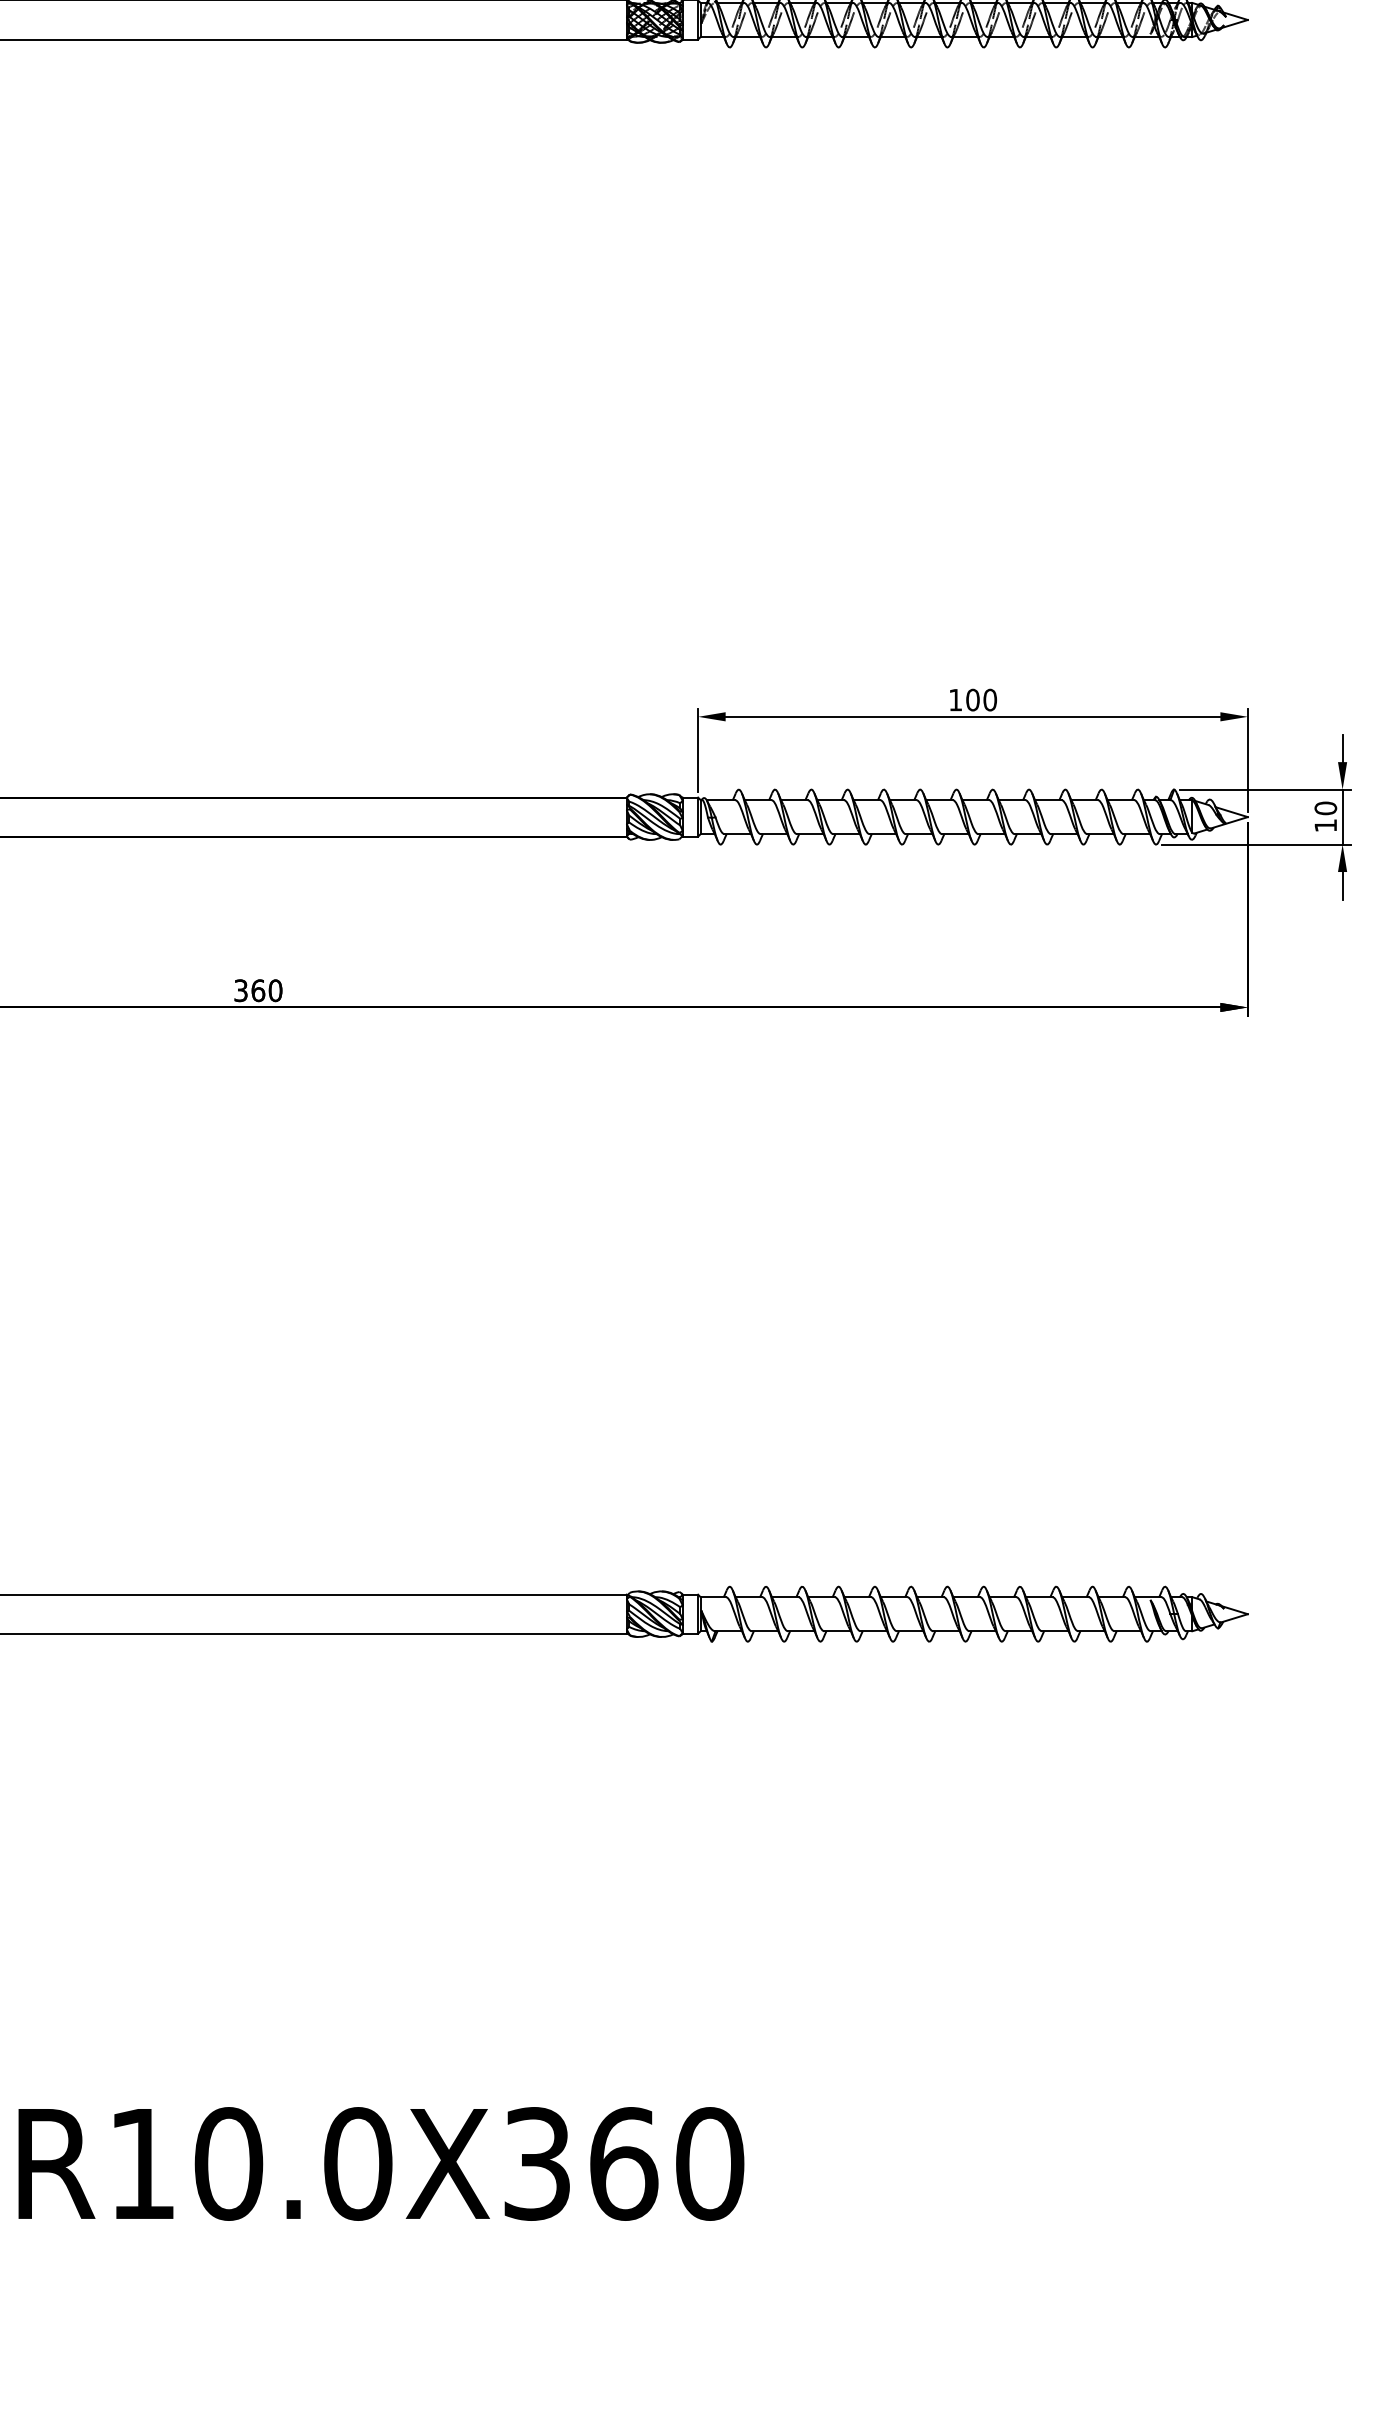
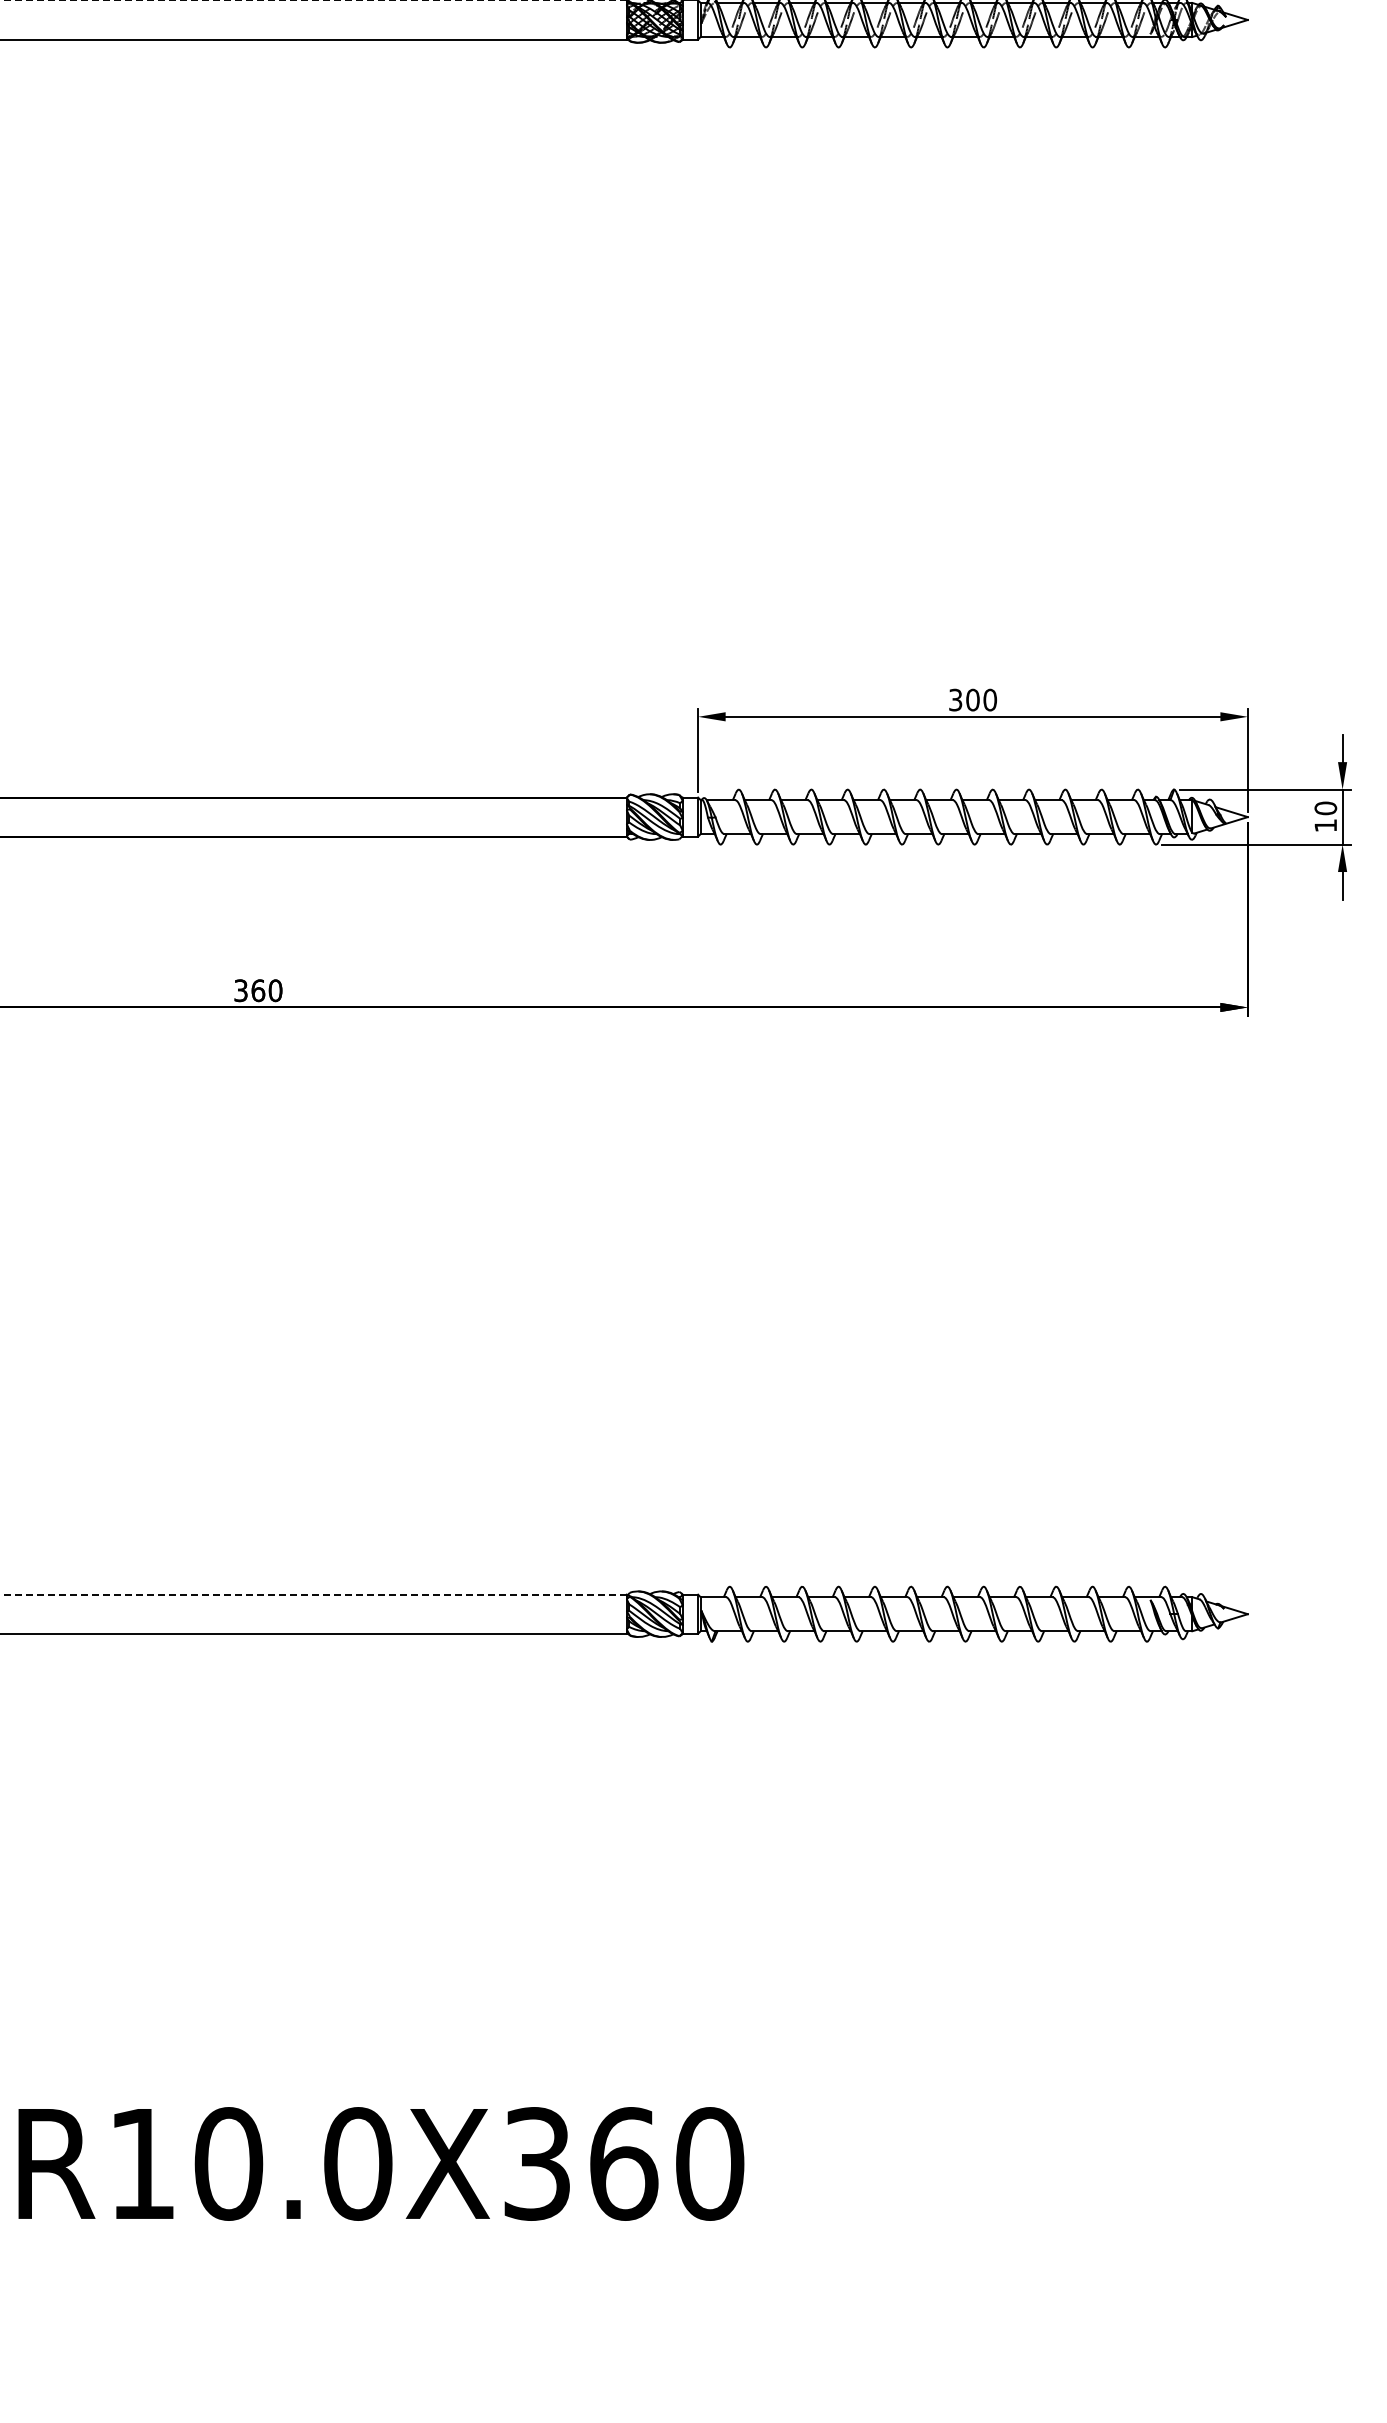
line: solid -> dashed (312, 0)
text: 100 -> 300 (955, 699)
line: solid -> dashed (312, 1594)
